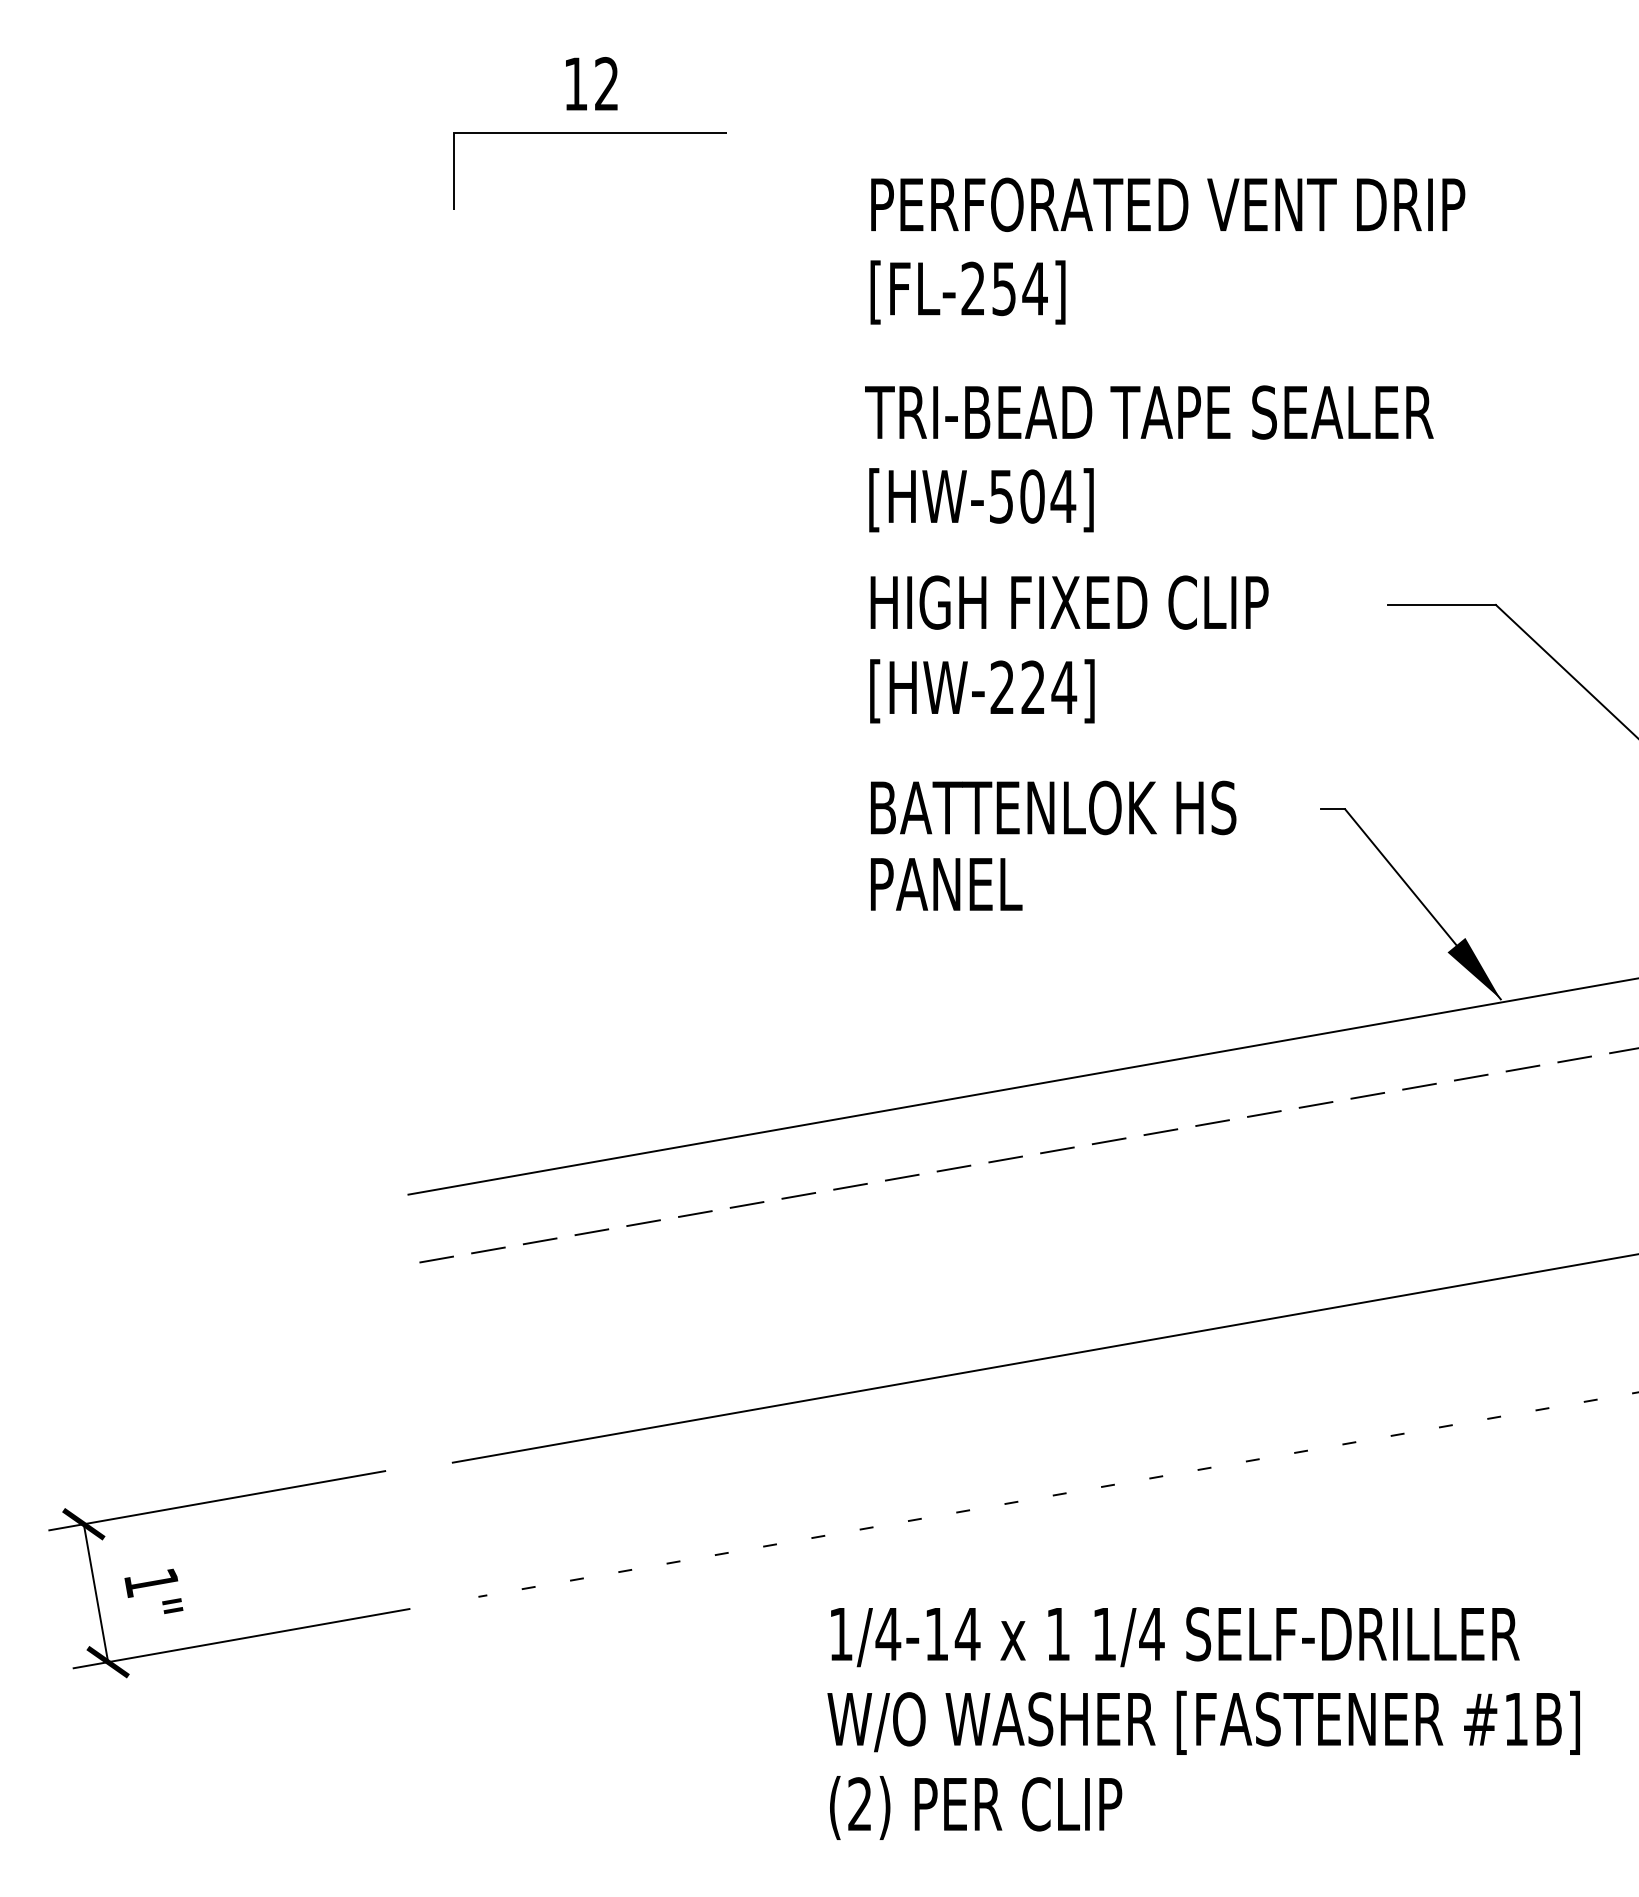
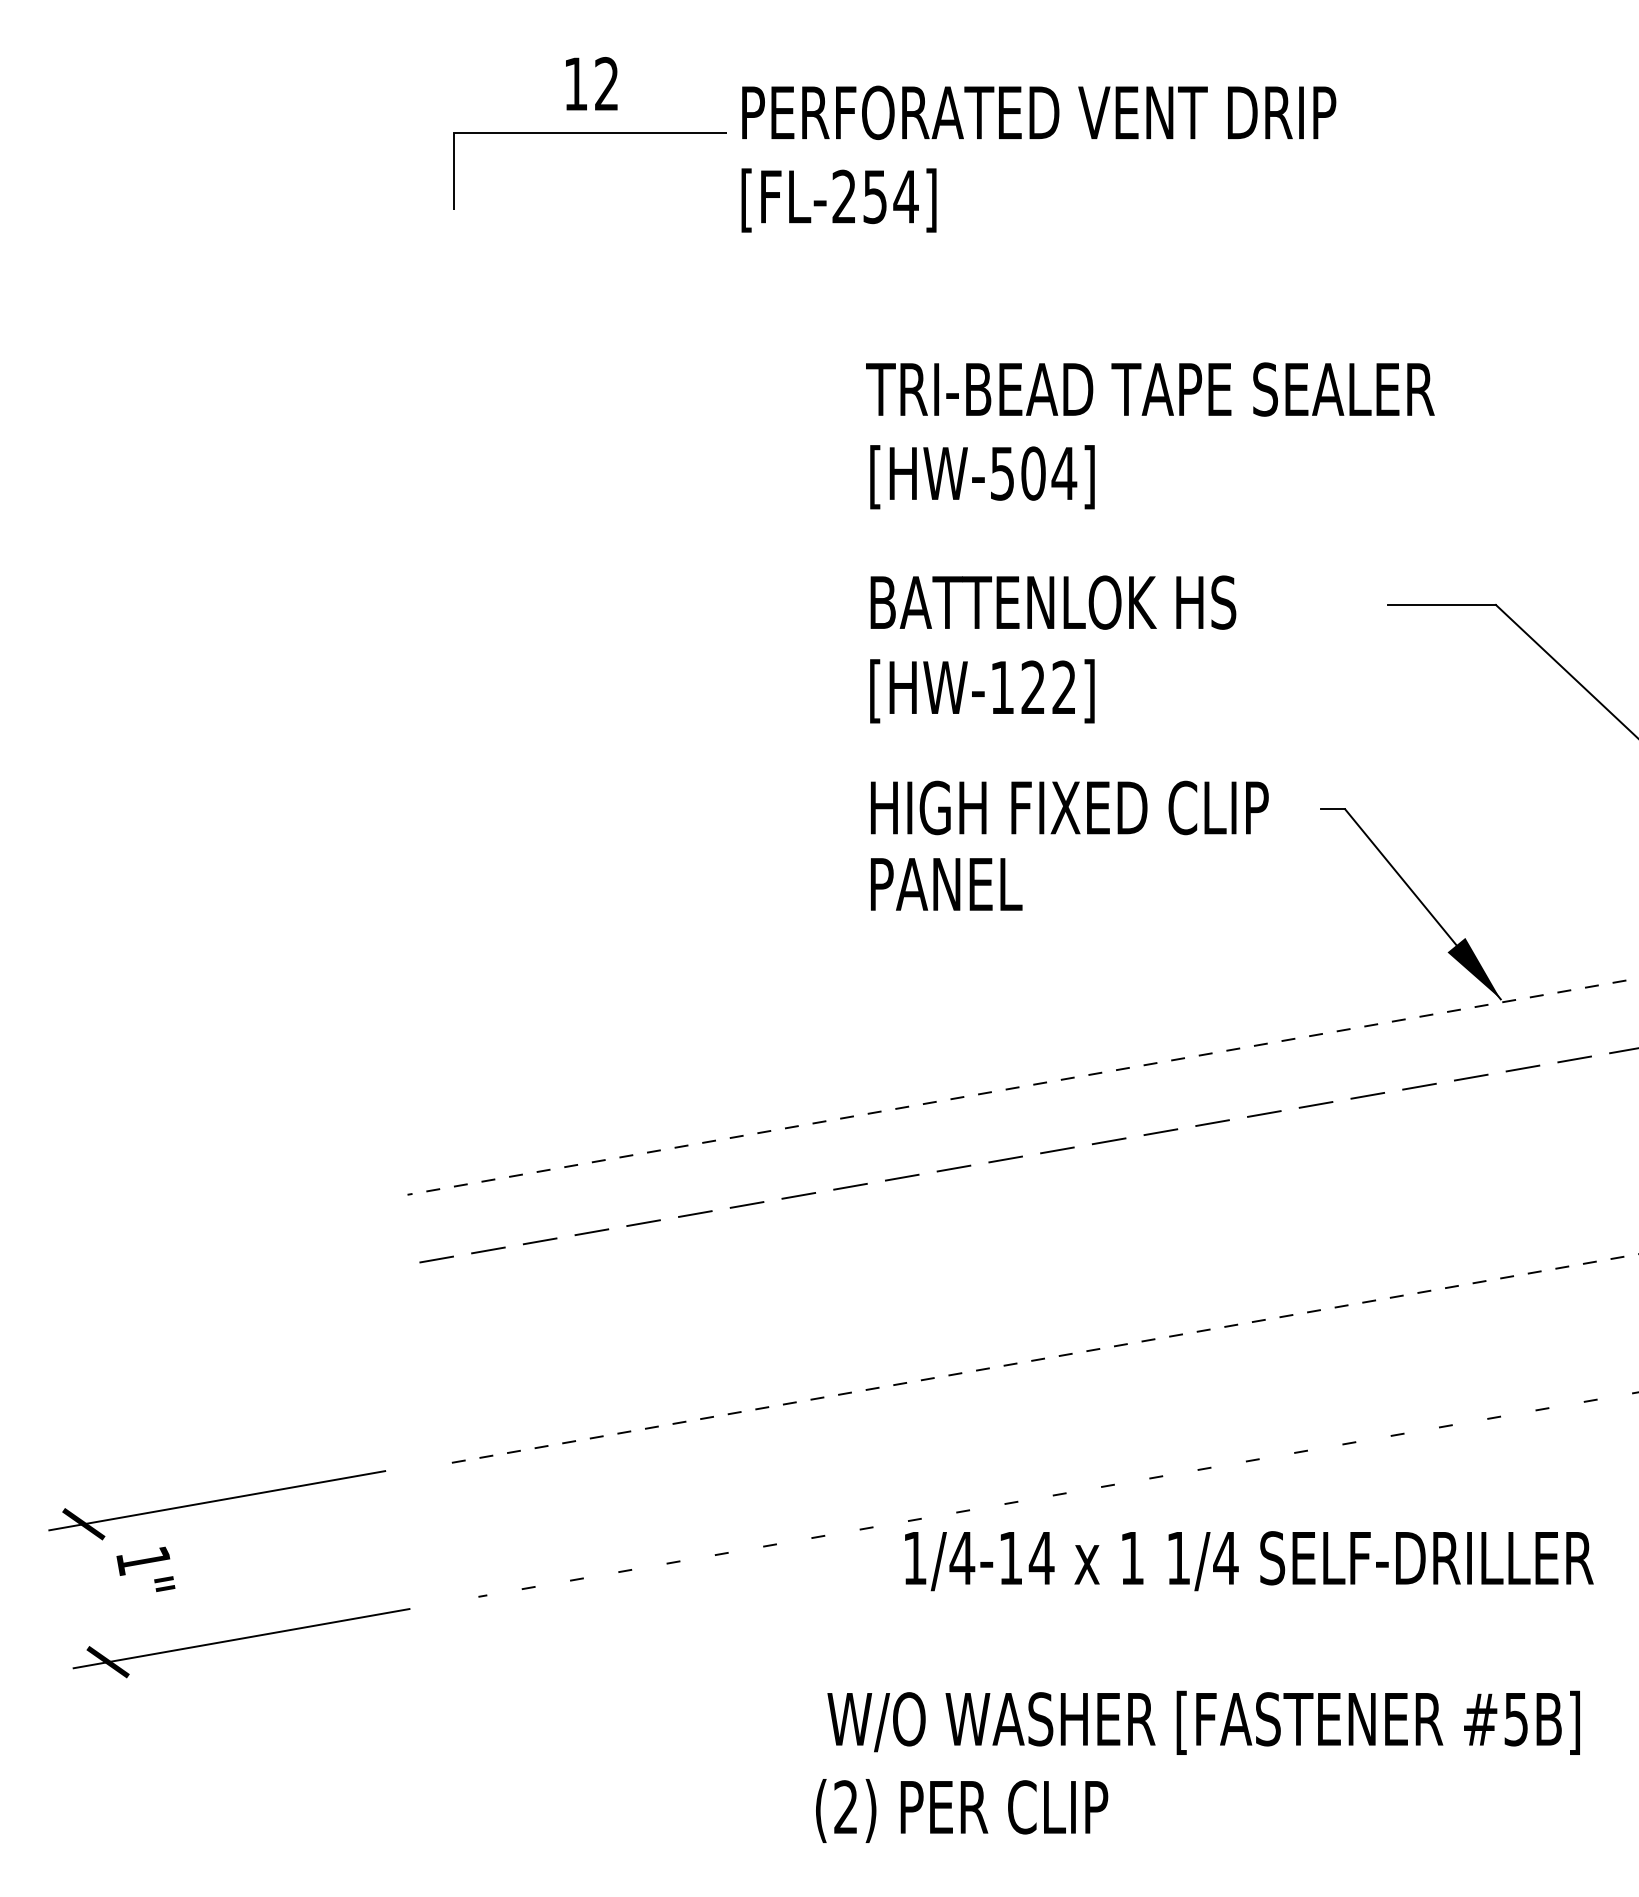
text position: (1167, 250) -> (1038, 158) (1038, 158)
text position: (1149, 458) -> (1150, 435) (1150, 435)
text: HIGH FIXED CLIP -> BATTENLOK HS (1071, 602)
text: [HW-224] -> [HW-122] (1033, 686)
text: BATTENLOK HS -> HIGH FIXED CLIP (1071, 807)
line: solid -> dashed (1616, 982)
text position: (153, 1591) -> (145, 1569) (145, 1569)
line: present -> none (95, 1593)
text position: (1175, 1637) -> (1249, 1561) (1249, 1561)
text: #1B] -> #5B] (1515, 1719)
text position: (976, 1807) -> (962, 1810) (962, 1810)
